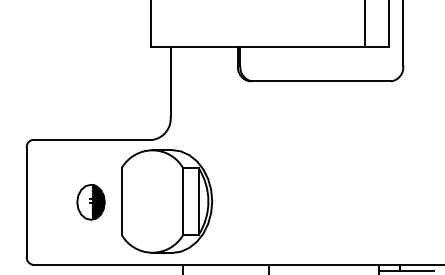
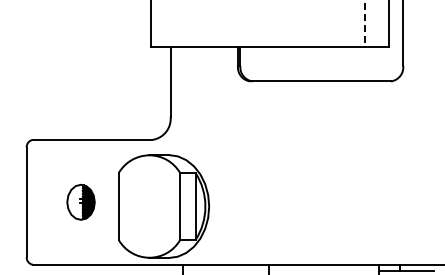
line: solid -> dashed (364, 24)
part position: (167, 201) -> (164, 206) (164, 206)
part position: (90, 202) -> (80, 202) (80, 202)
